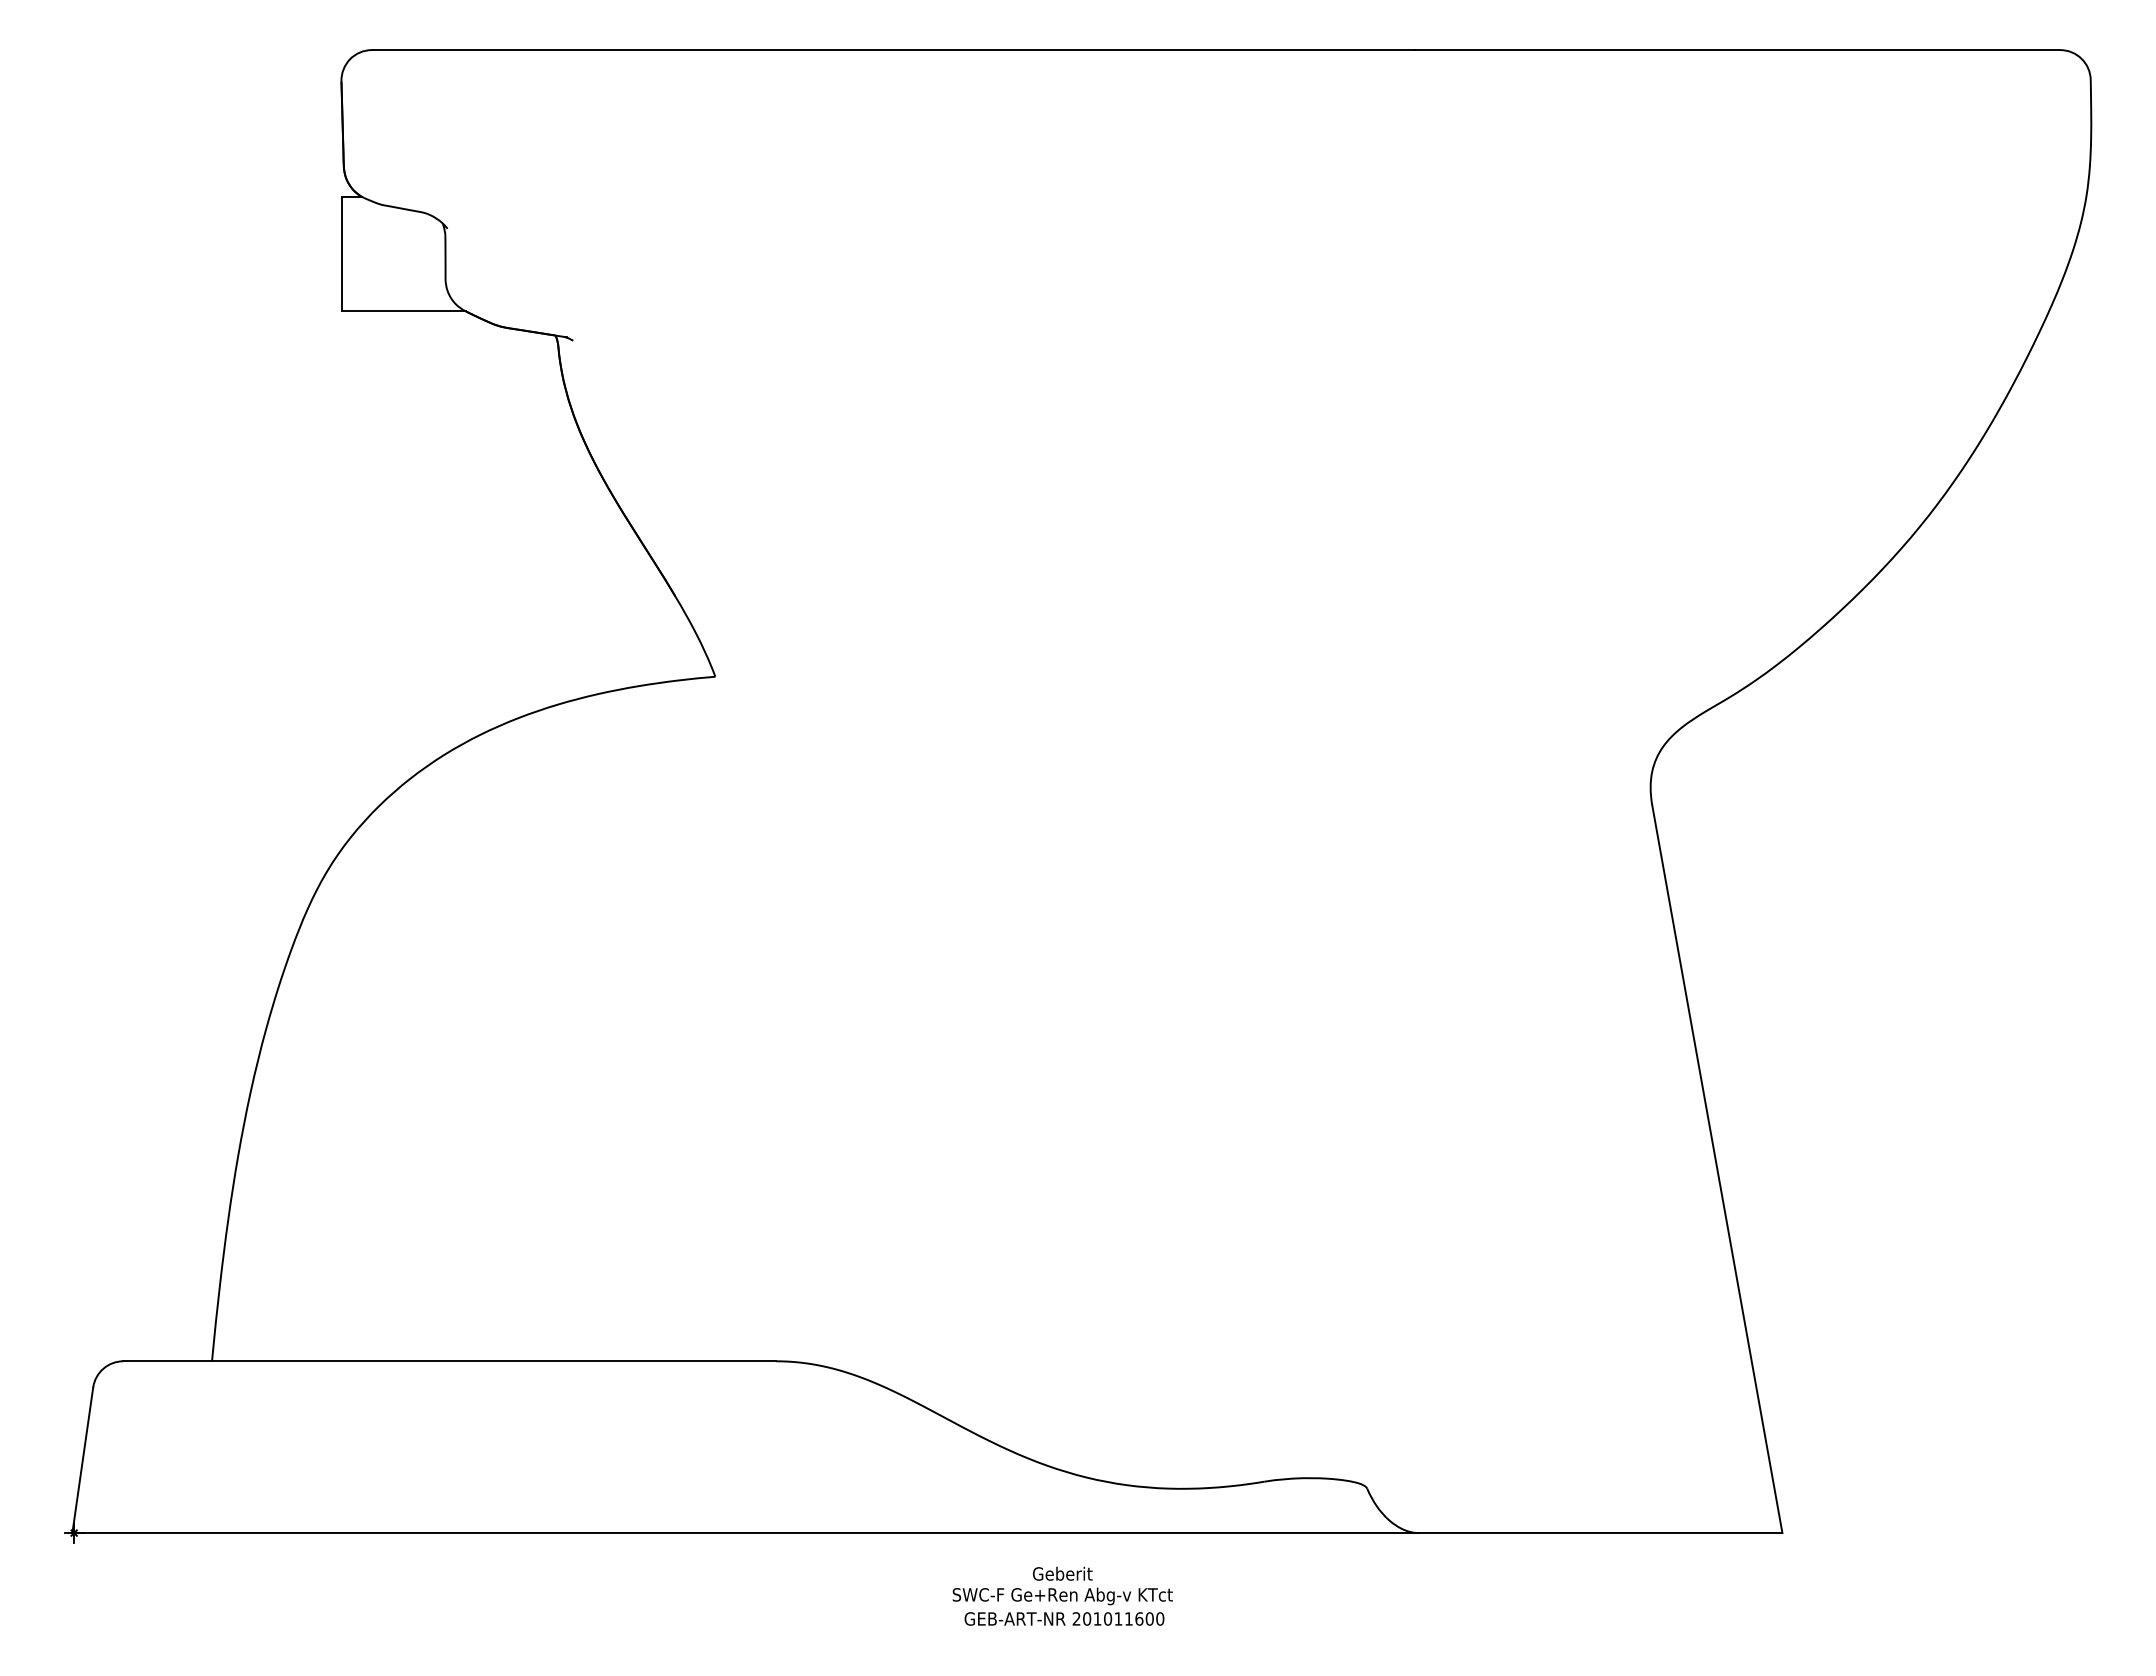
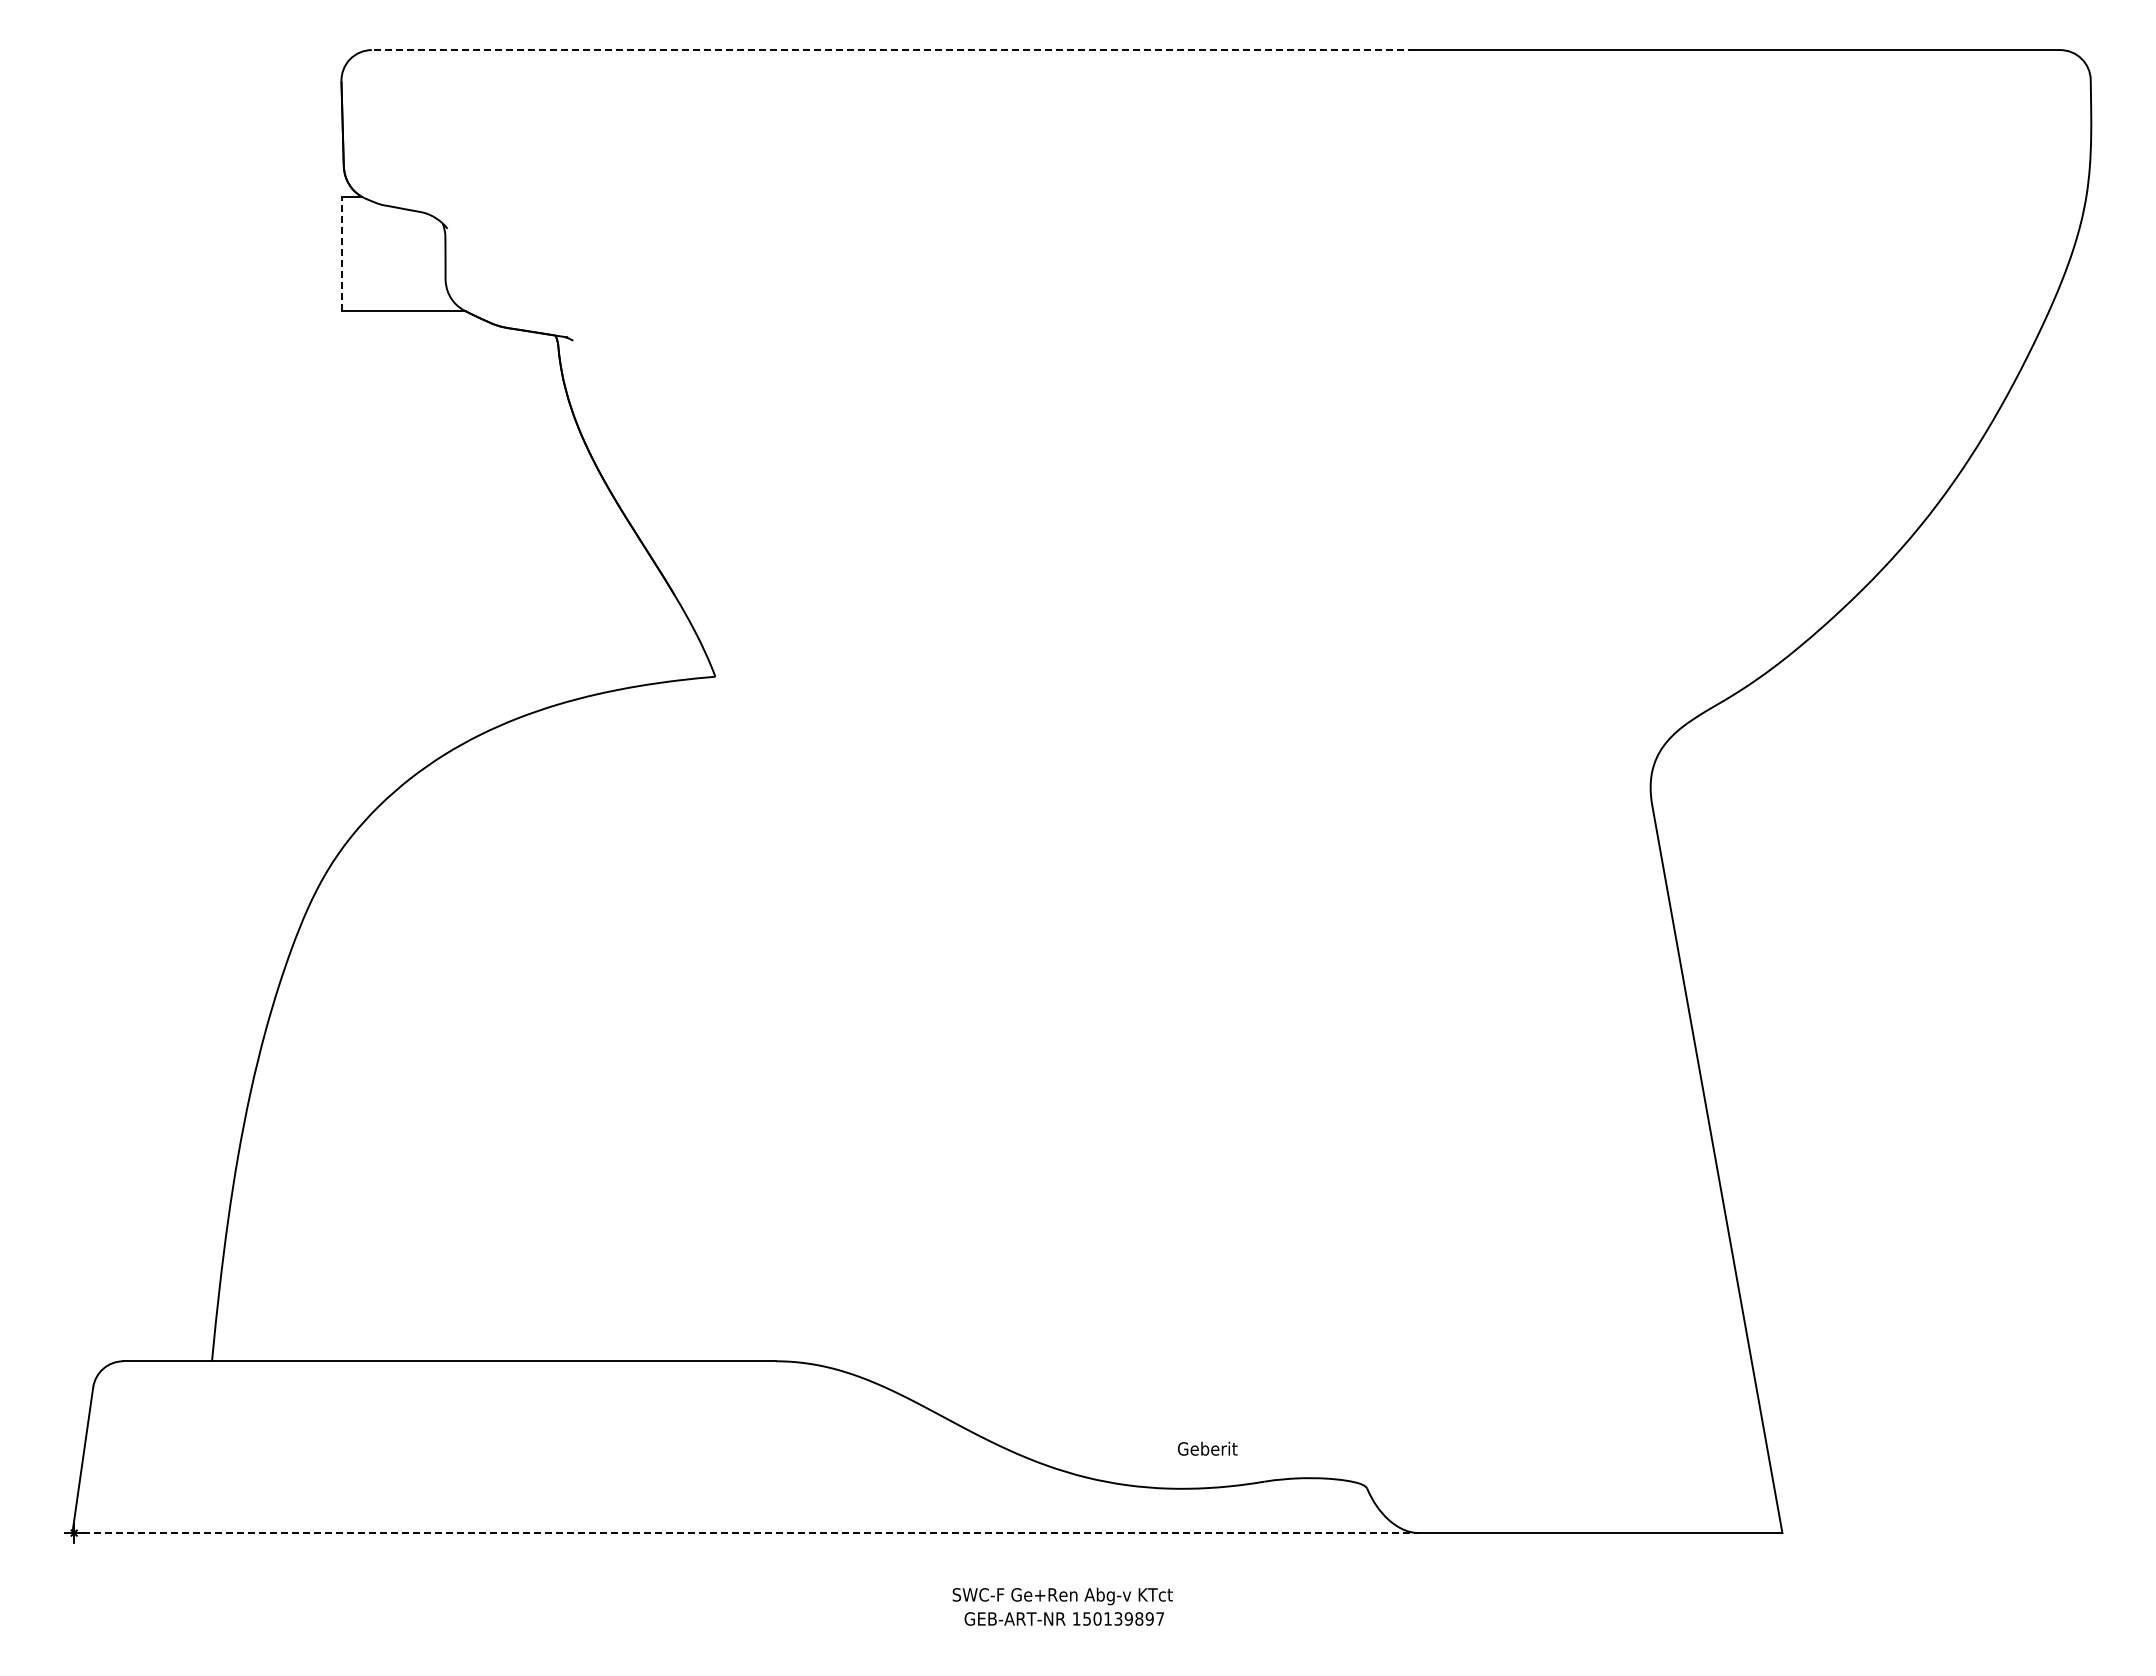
line: solid -> dashed (893, 50)
line: solid -> dashed (341, 253)
line: solid -> dashed (746, 1533)
text position: (1062, 1573) -> (1207, 1448) (1207, 1448)
text: 201011600 -> 150139897 (1118, 1618)
